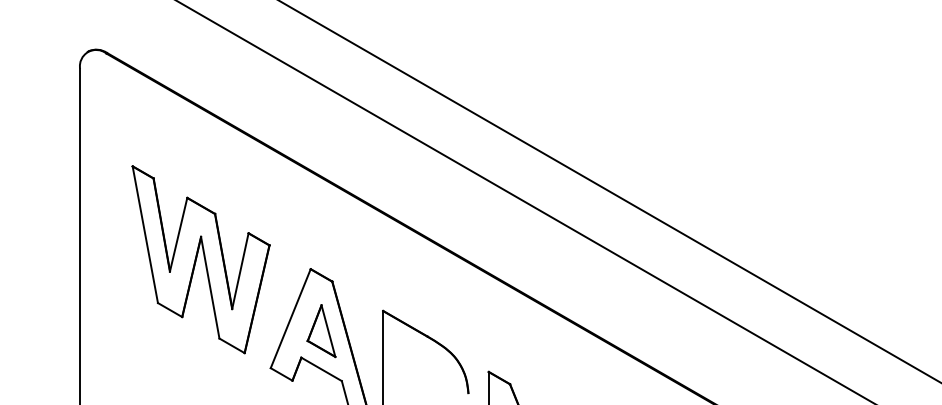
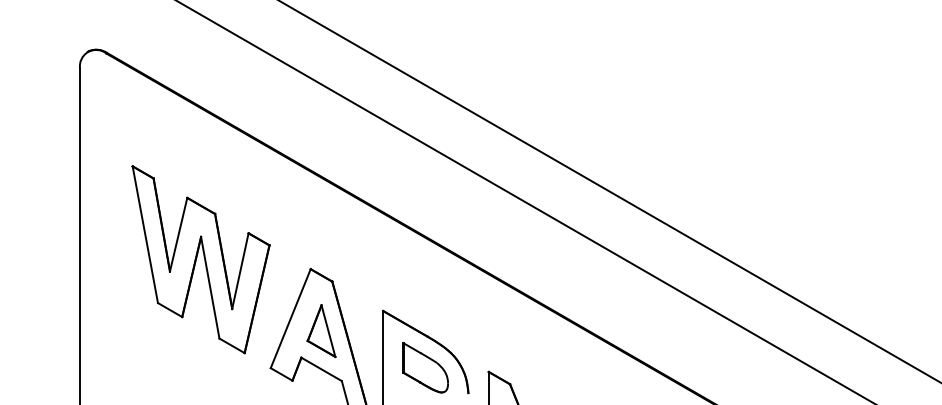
part: none -> present (425, 367)
